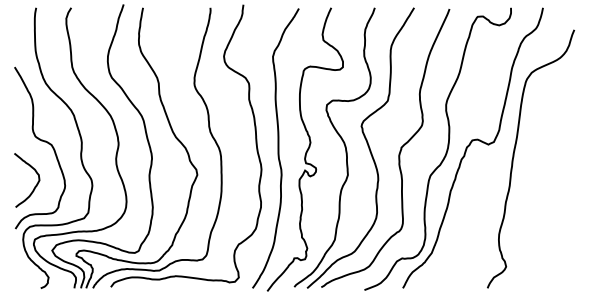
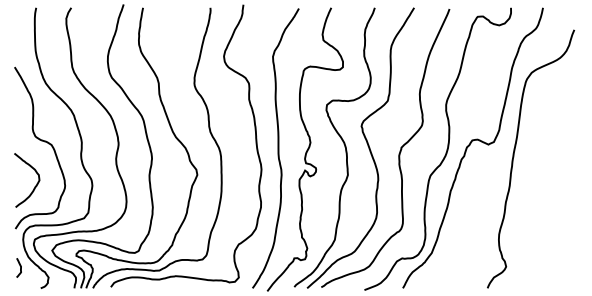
curve: none -> present (19, 266)
